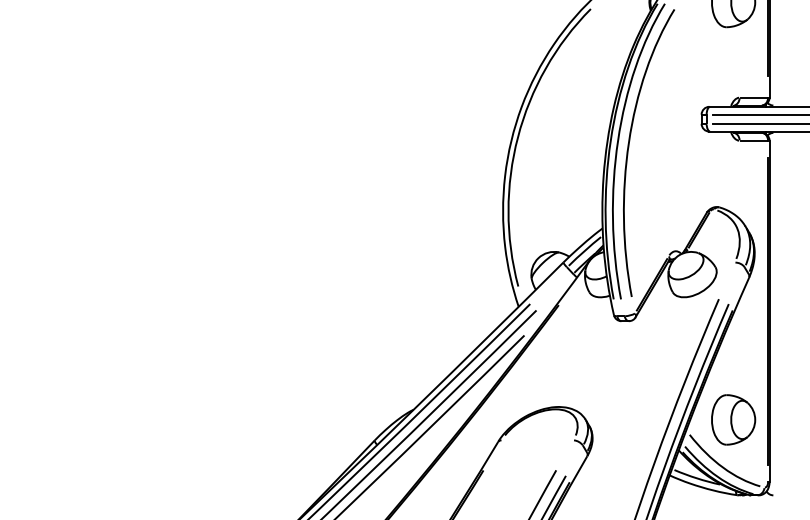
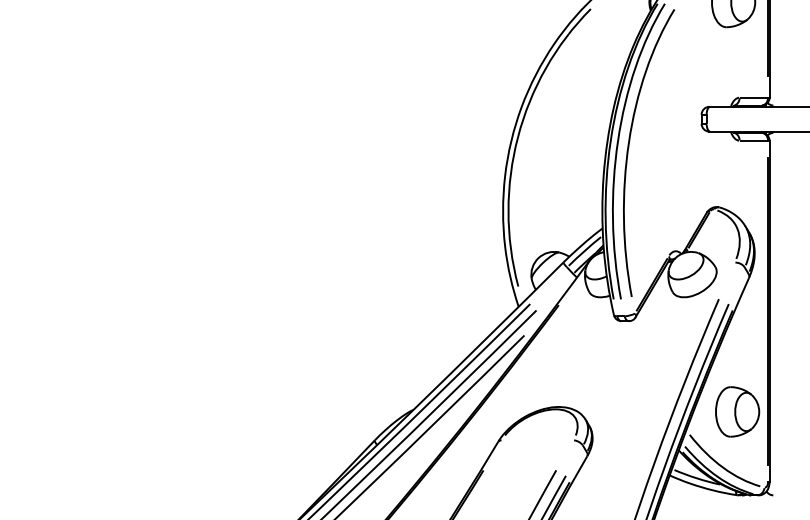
line: present -> none (759, 114)
line: present -> none (759, 123)
part position: (733, 419) -> (737, 411) (737, 411)
